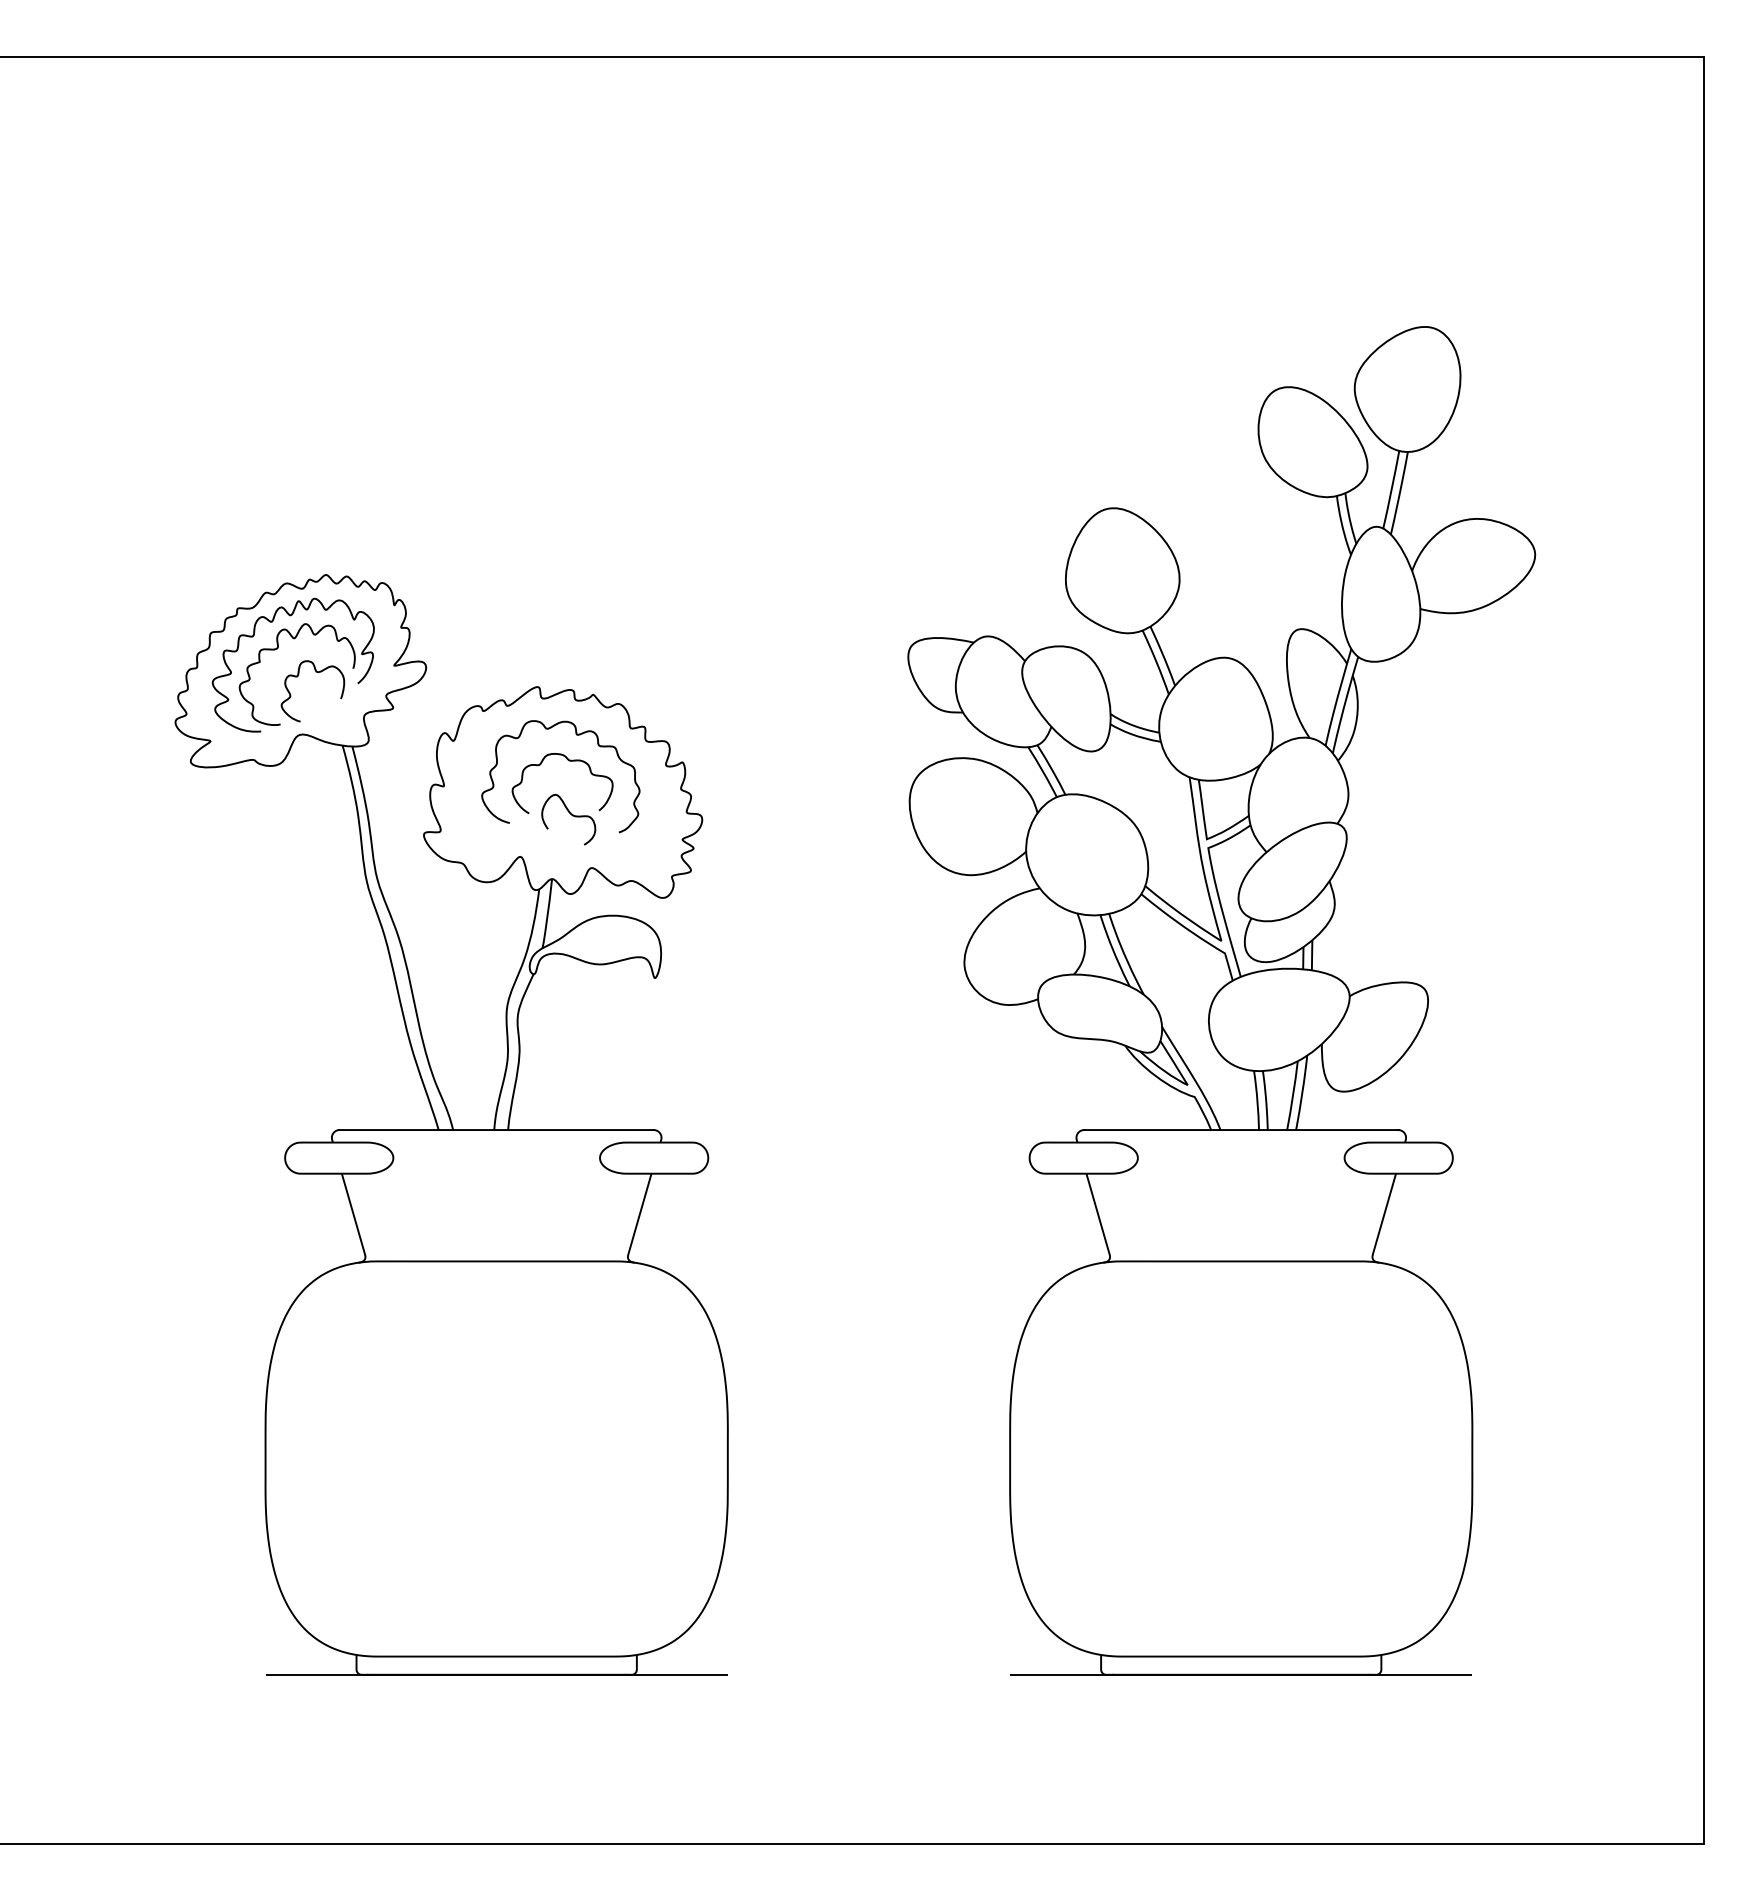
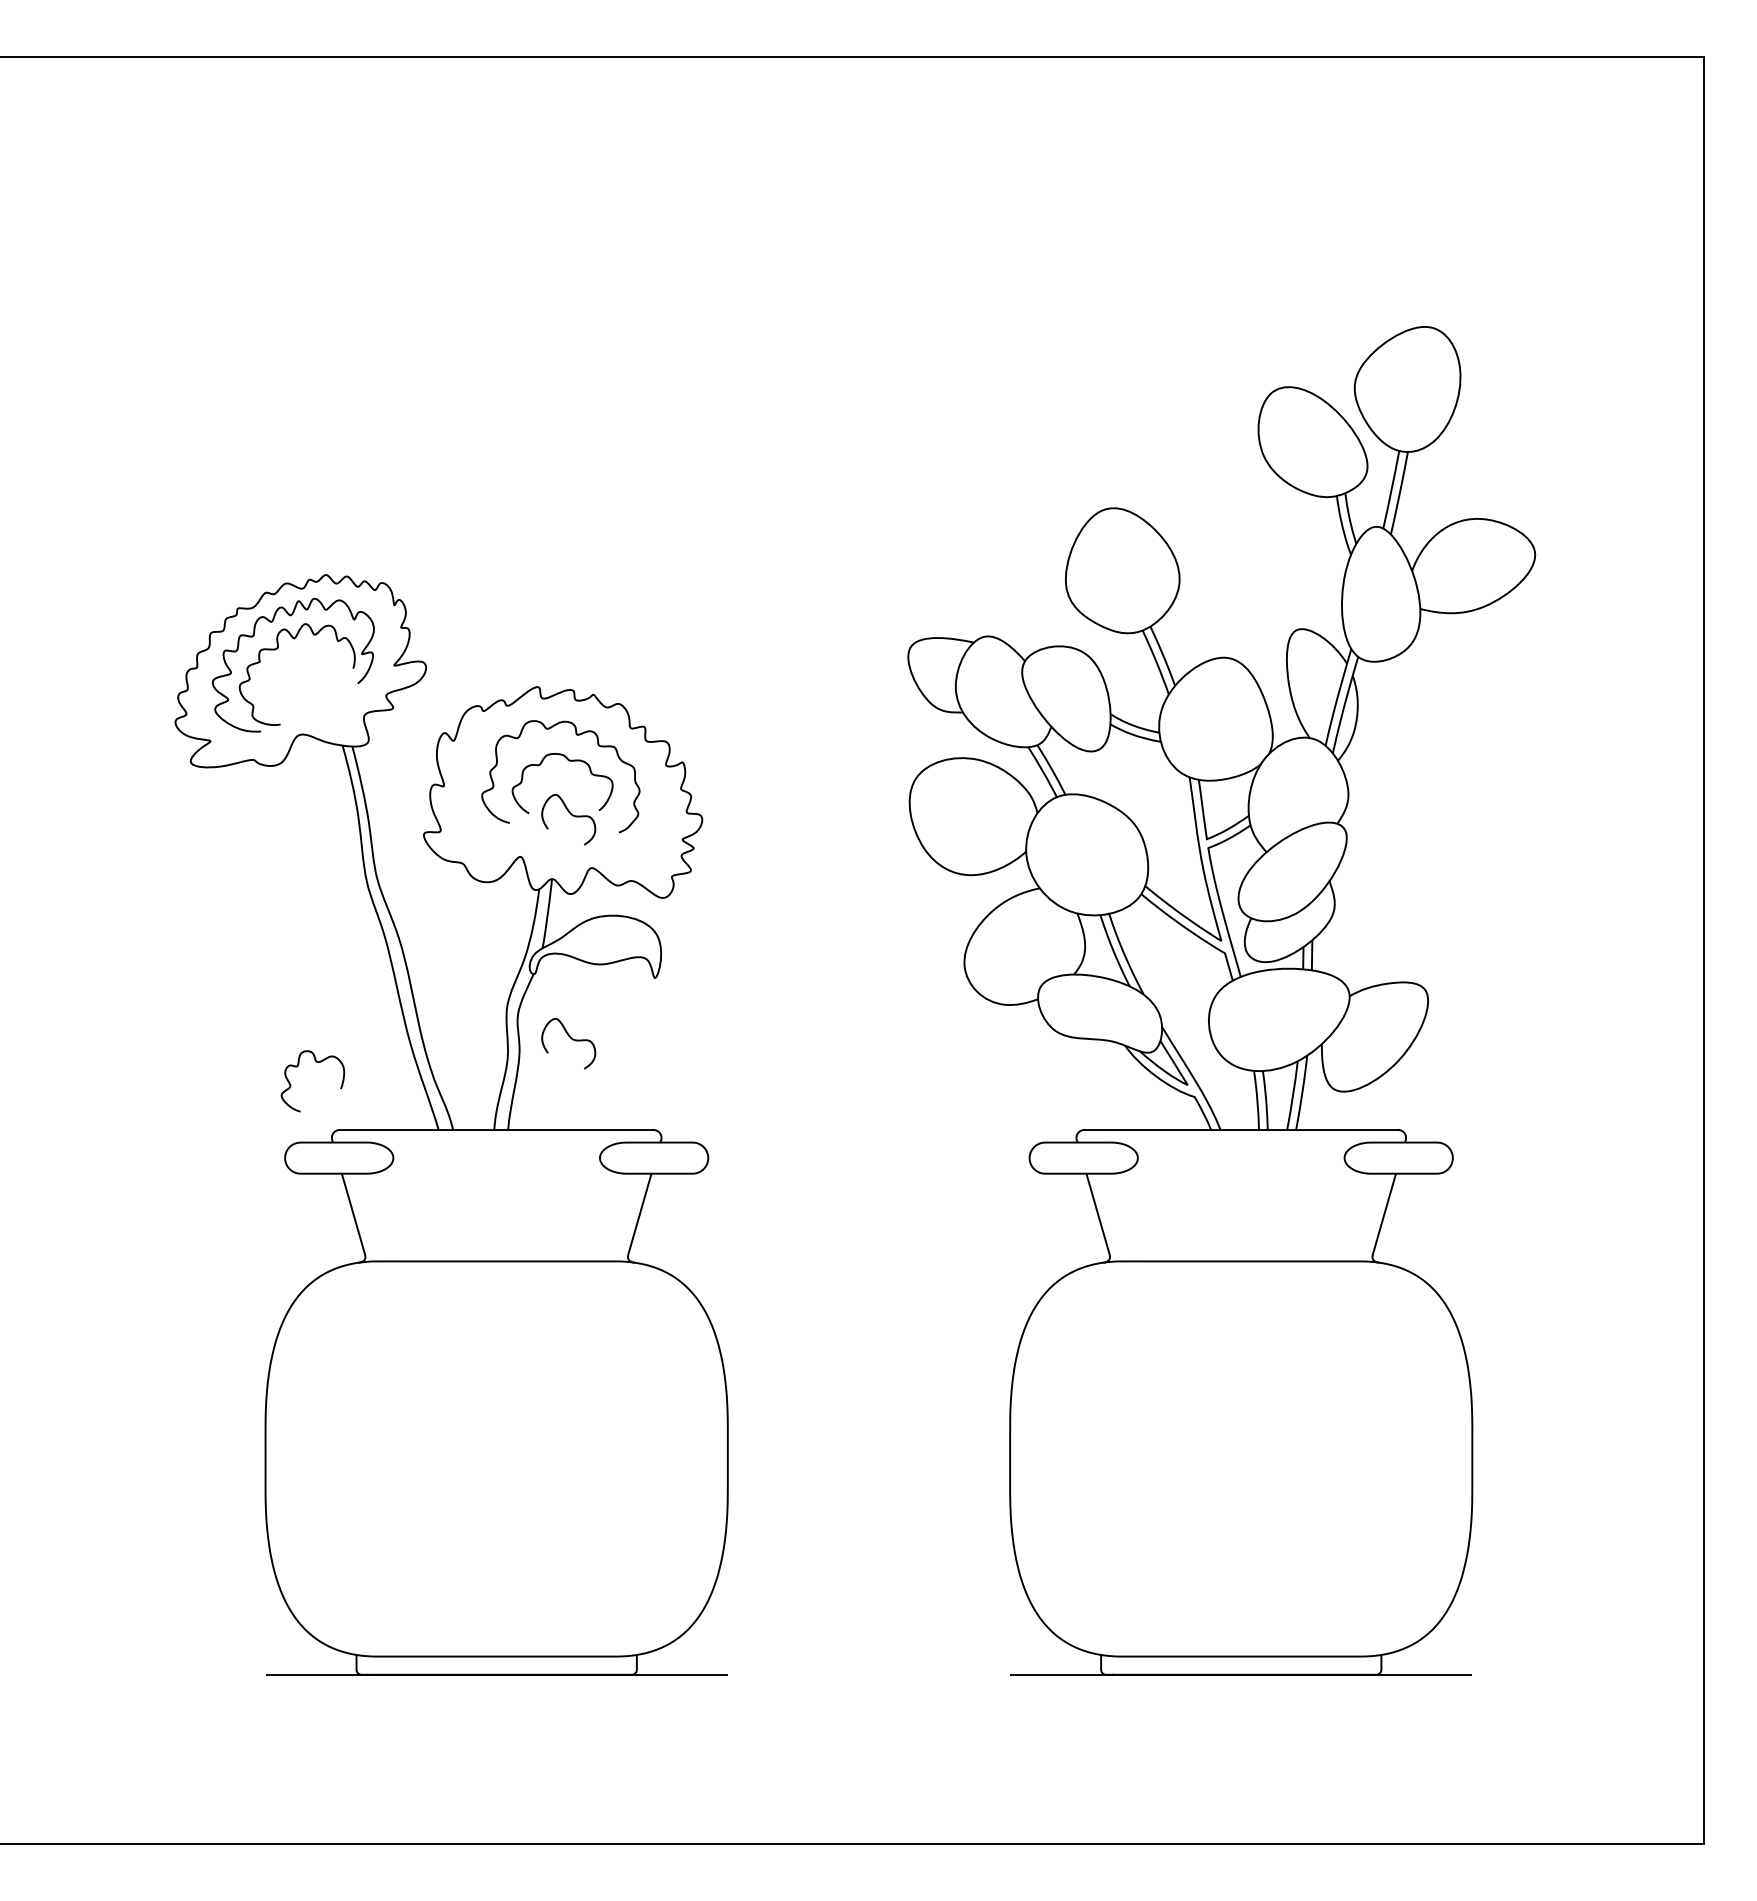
curve position: (316, 672) -> (316, 1062) (316, 1062)
curve: none -> present (571, 1039)
